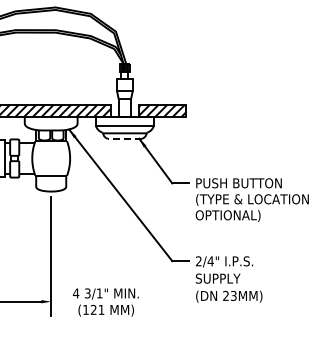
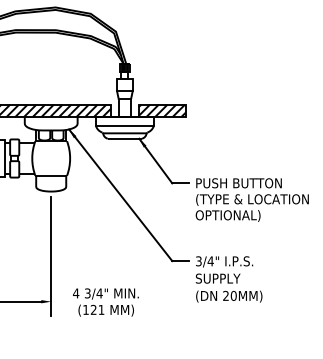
line: dashed -> solid (124, 138)
text: 2/4" -> 3/4" (198, 261)
text: 3/1" -> 3/4" (99, 293)
text: 23MM) -> 20MM) (233, 295)
